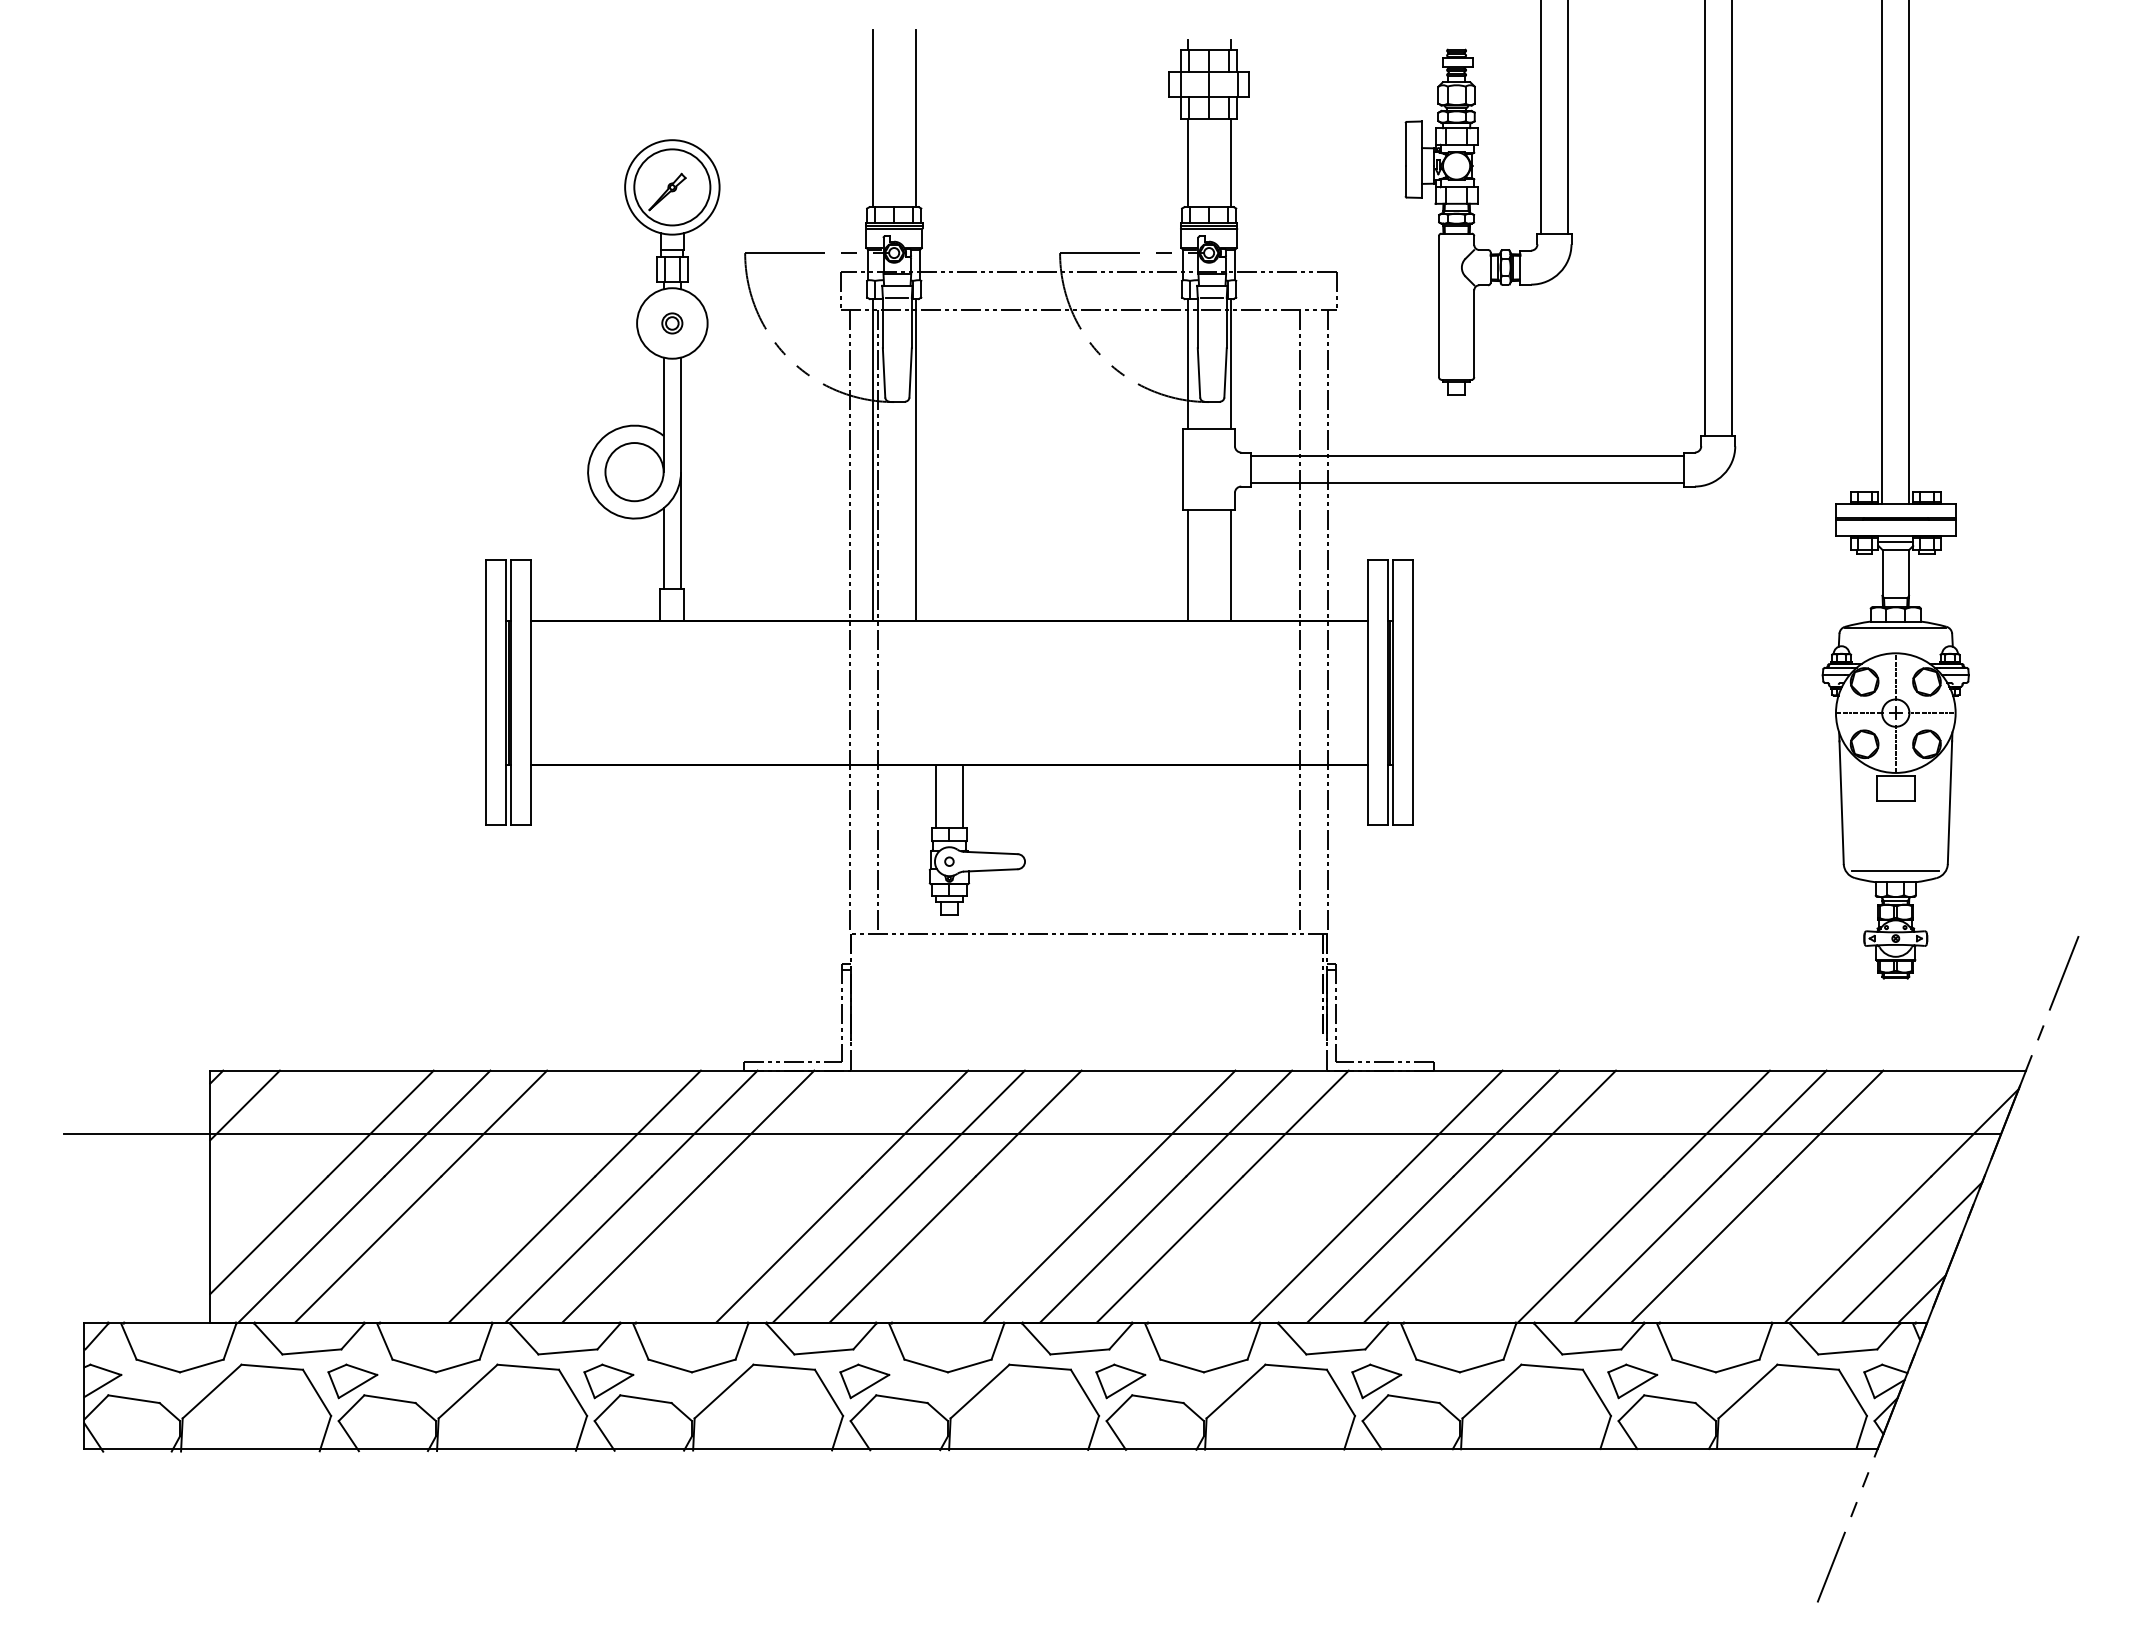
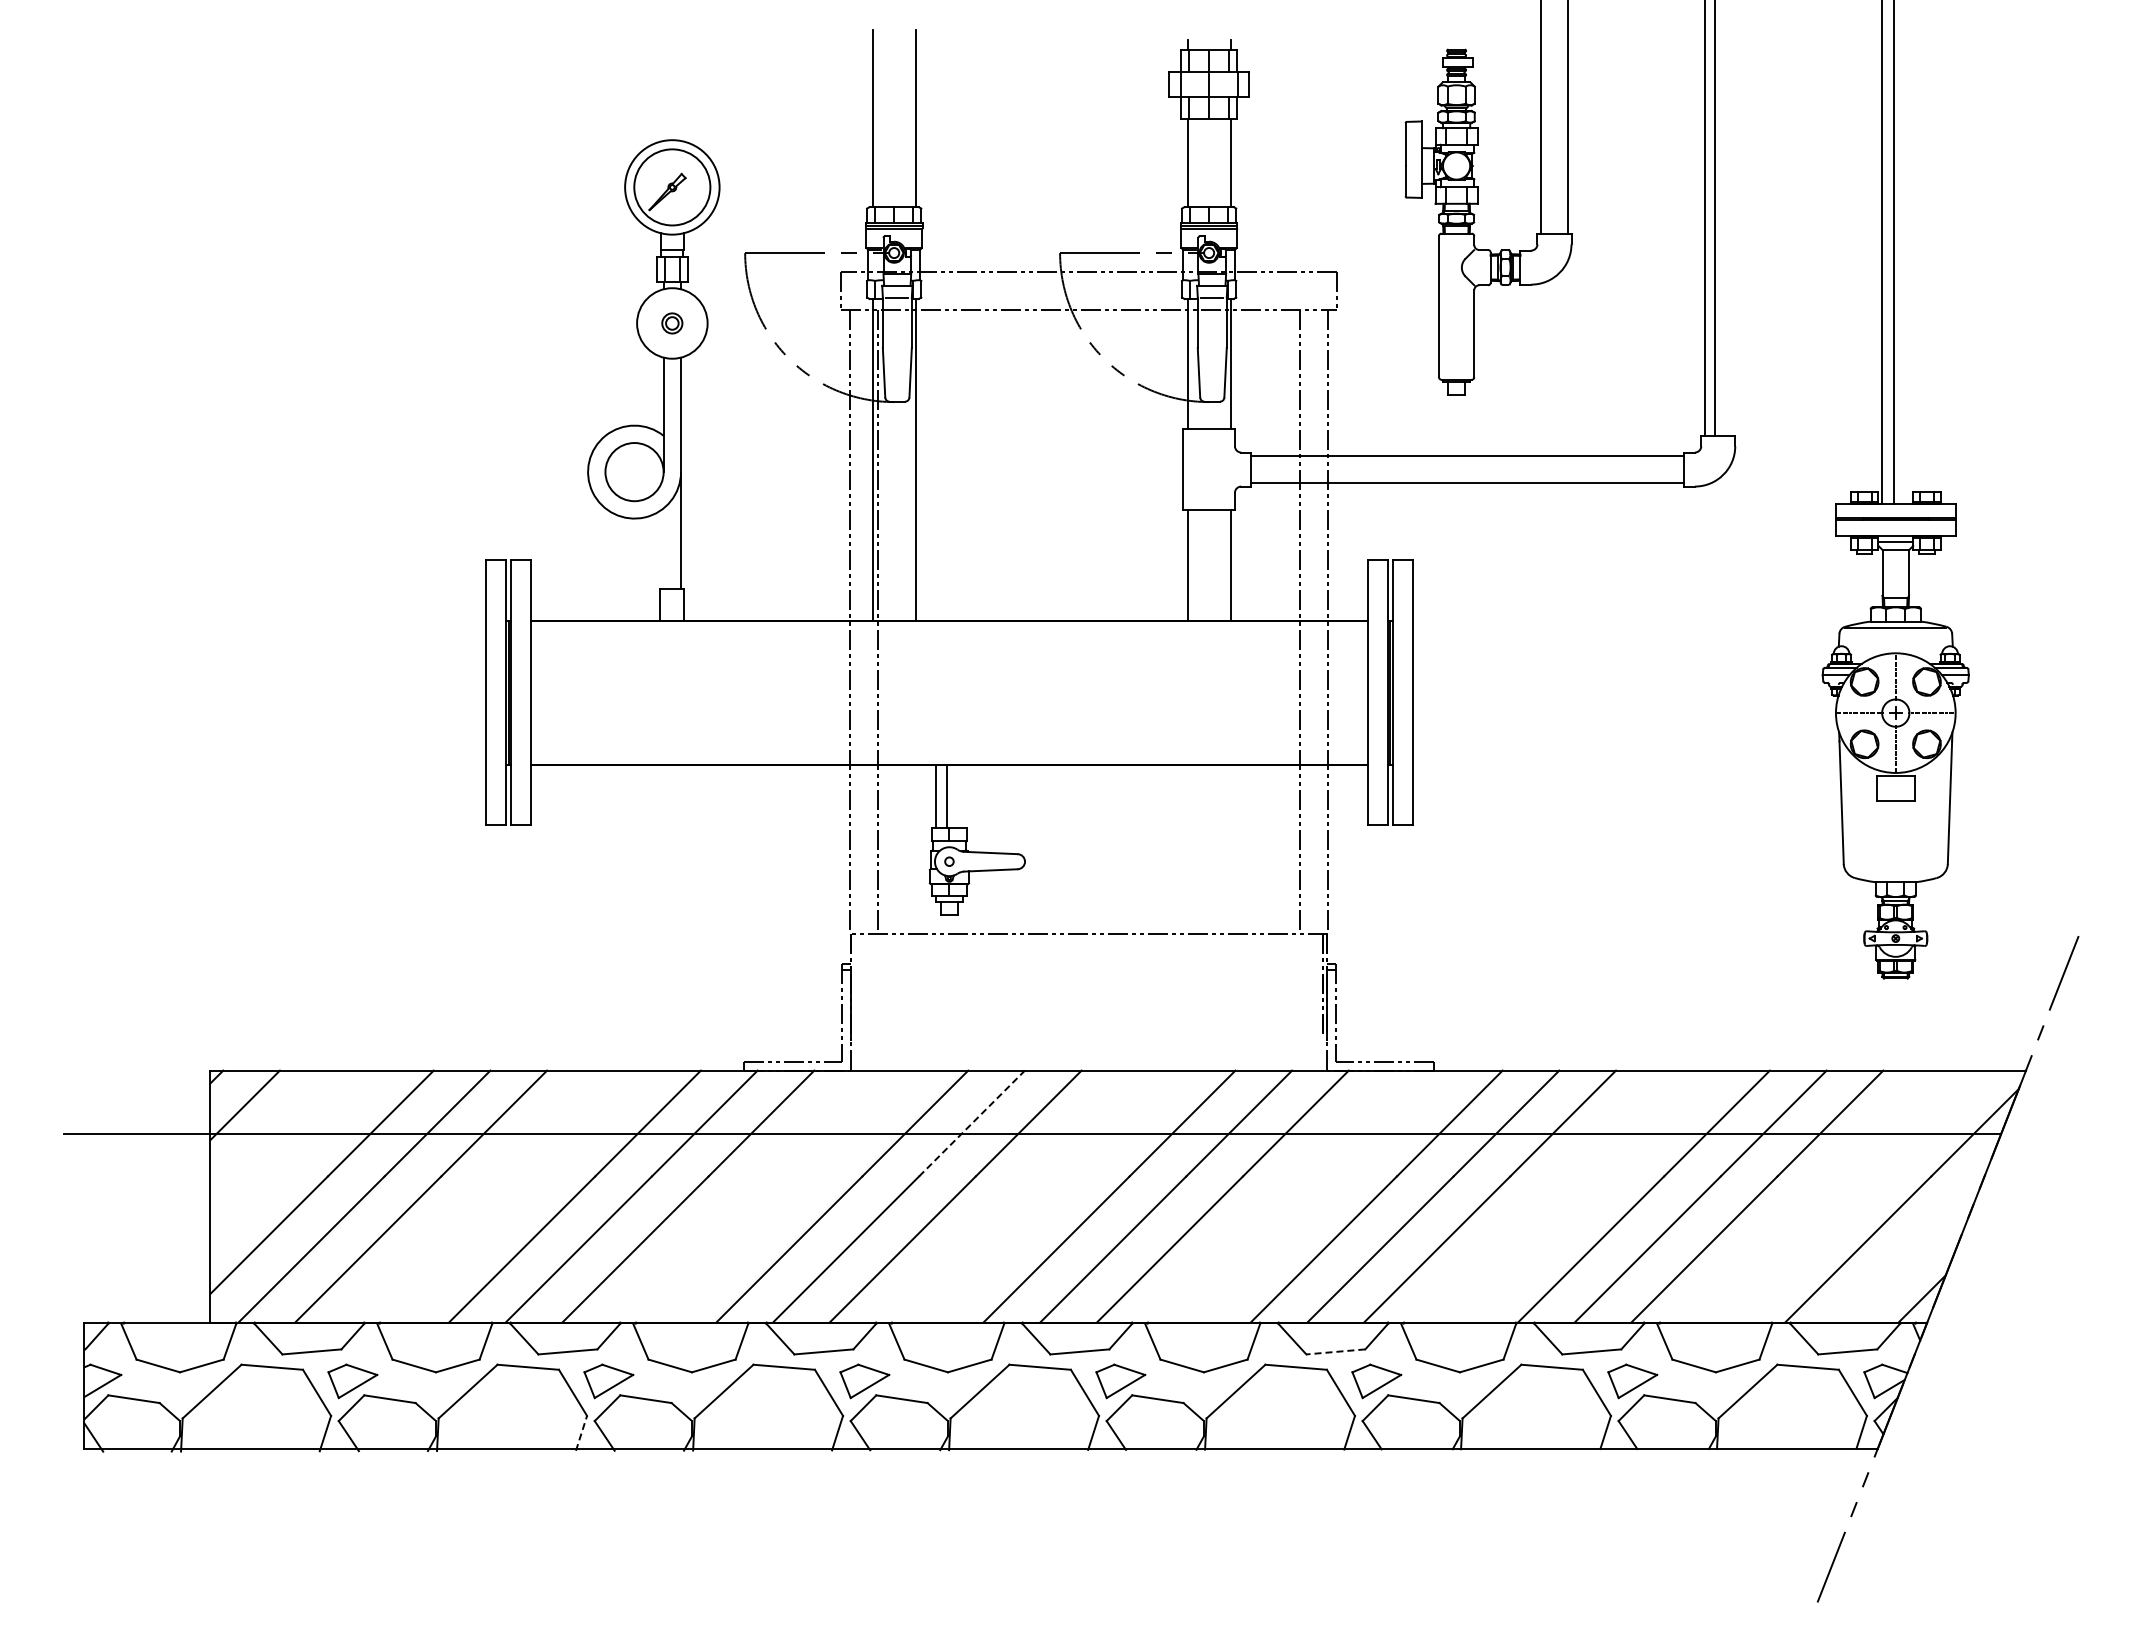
line position: (1731, 218) -> (1714, 218) (1714, 218)
line position: (1909, 253) -> (1894, 253) (1894, 253)
line: present -> none (663, 548)
line position: (963, 795) -> (947, 795) (947, 795)
line: present -> none (1895, 870)
line: solid -> dashed (972, 1123)
line: present -> none (1911, 1252)
line: solid -> dashed (1335, 1351)
line: solid -> dashed (581, 1432)
